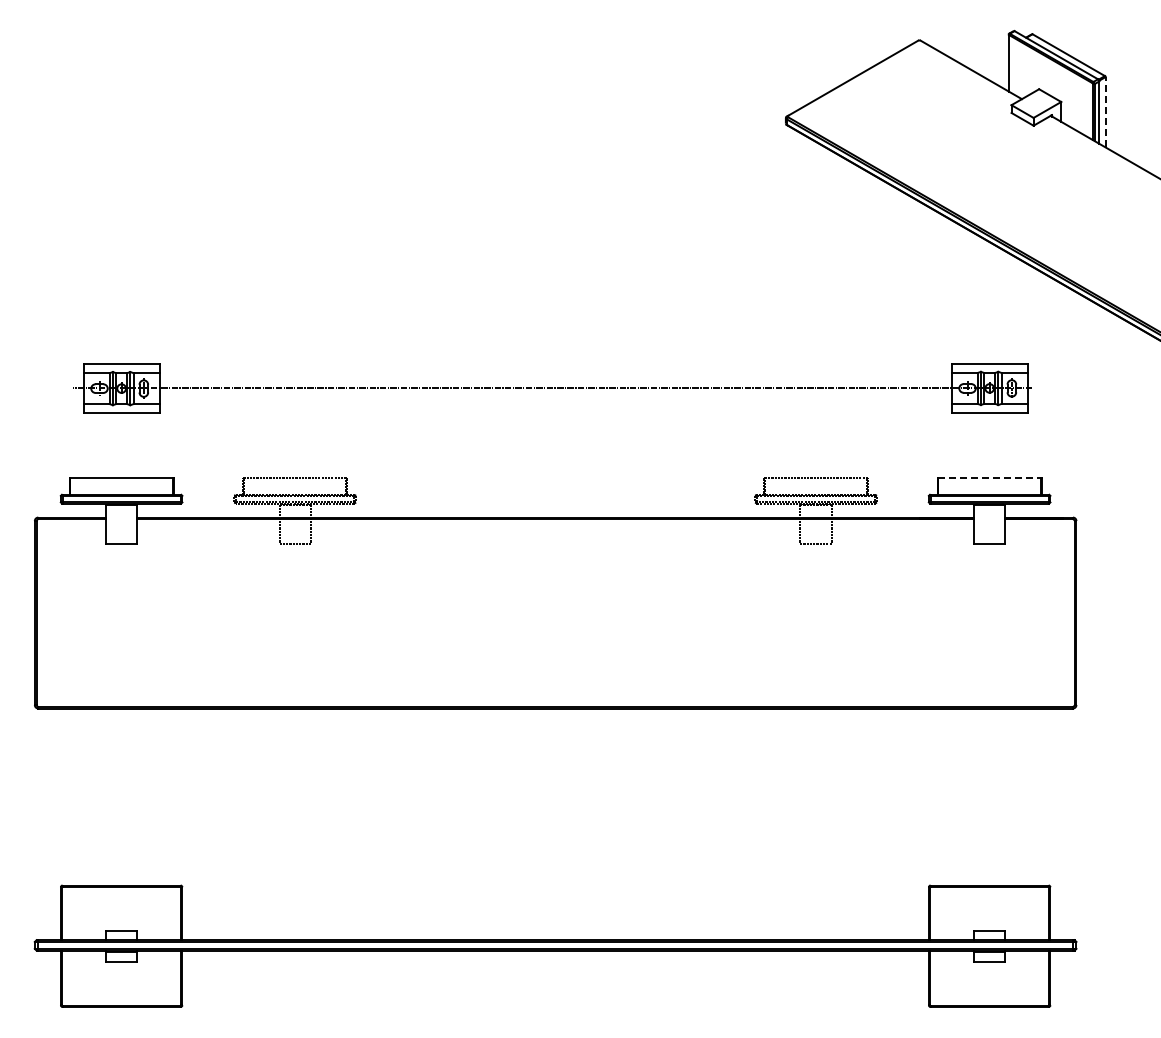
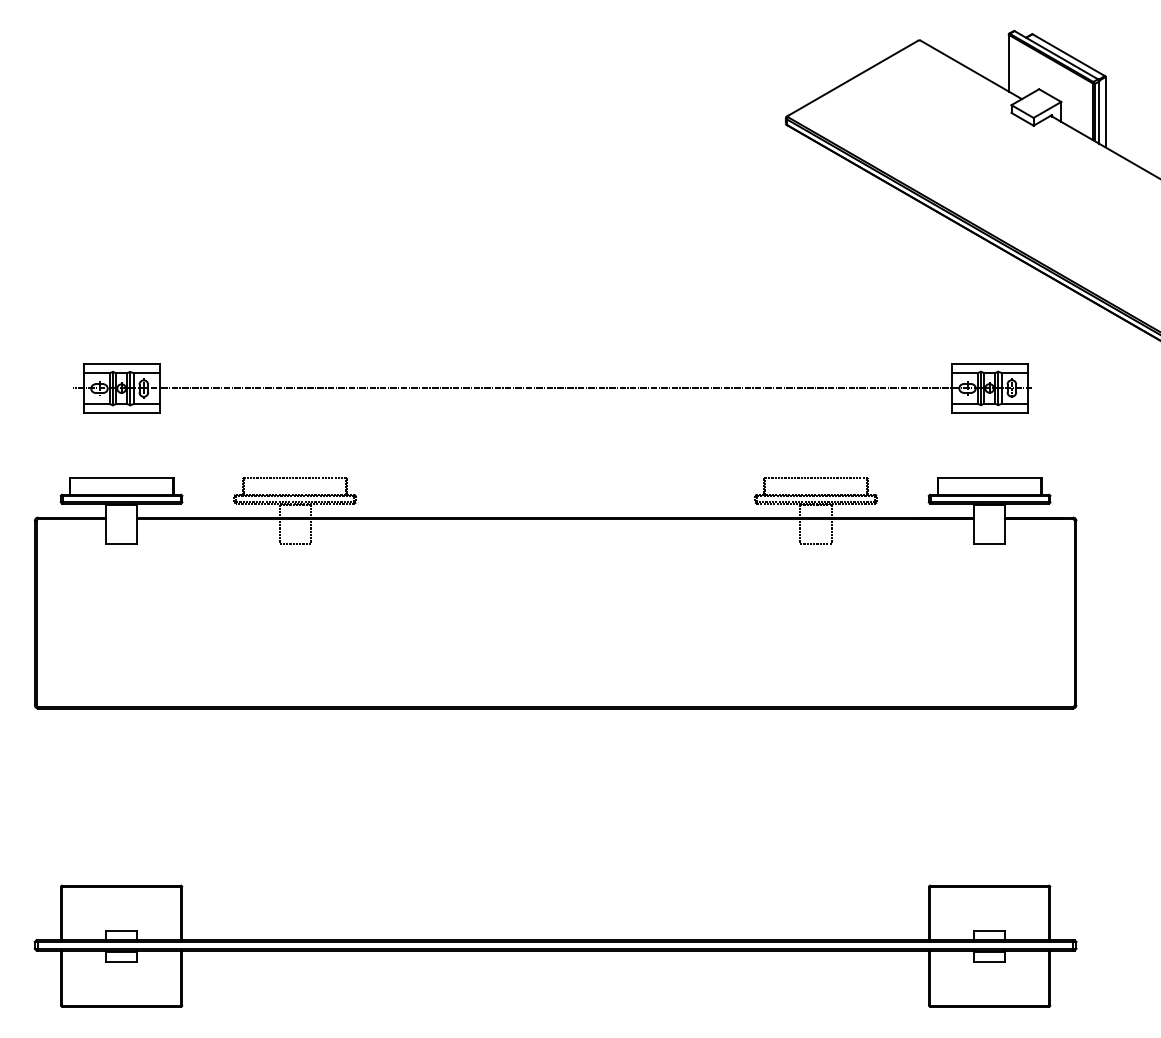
line: dashed -> solid (1105, 111)
line: dashed -> solid (990, 478)
